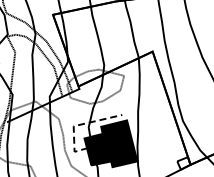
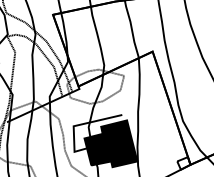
line: dashed -> solid (77, 125)
